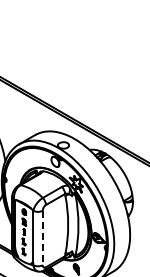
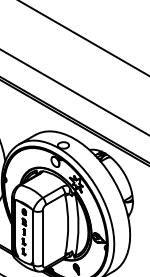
line: none -> present (83, 38)
line: none -> present (74, 91)
line: dashed -> solid (42, 238)
